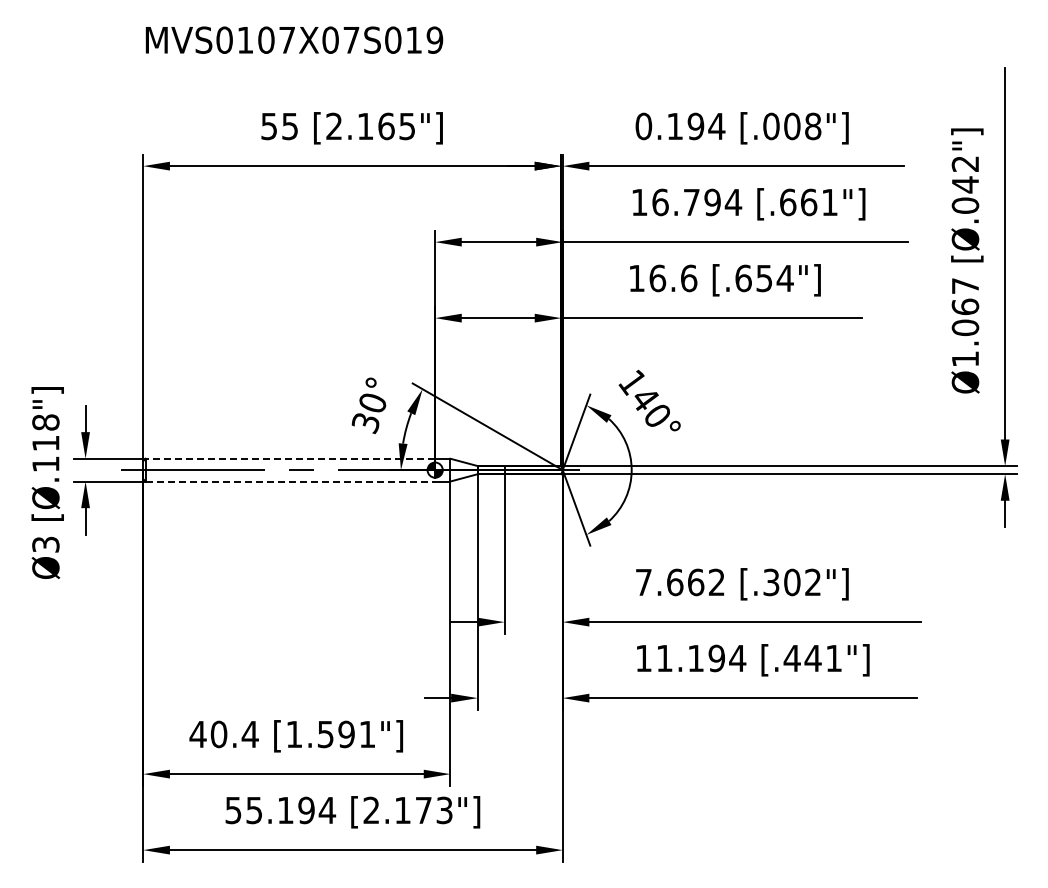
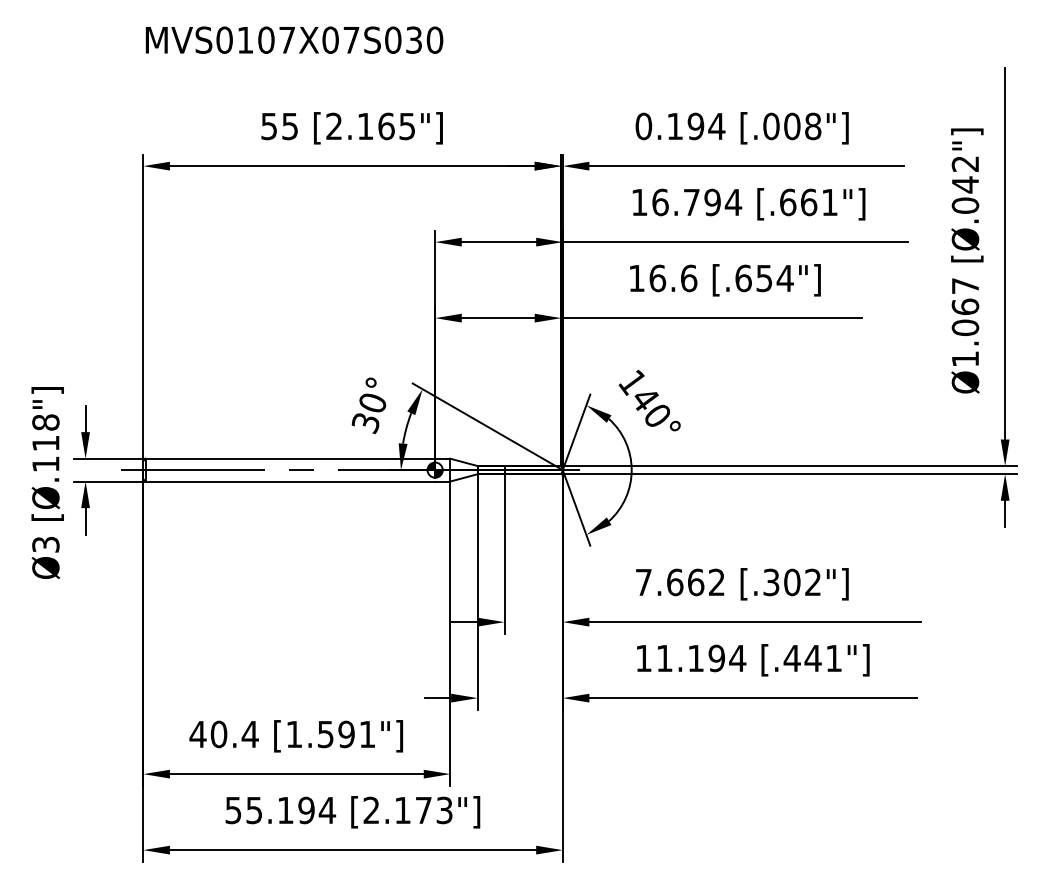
text: MVS0107X07S019 -> MVS0107X07S030 (424, 39)
line: dashed -> solid (290, 458)
line: dashed -> solid (290, 481)
